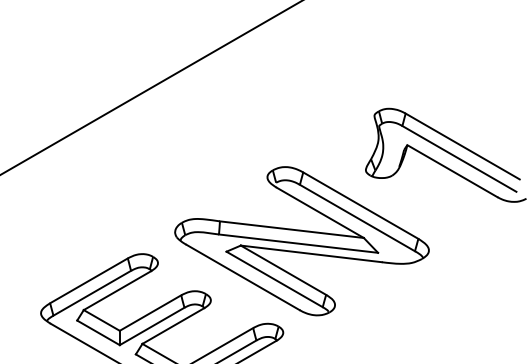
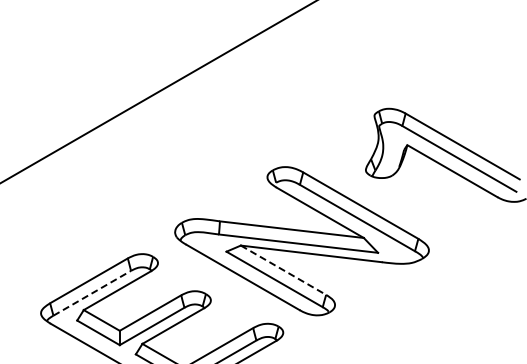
line position: (150, 87) -> (157, 92) (157, 92)
line: solid -> dashed (283, 270)
line: solid -> dashed (92, 293)
